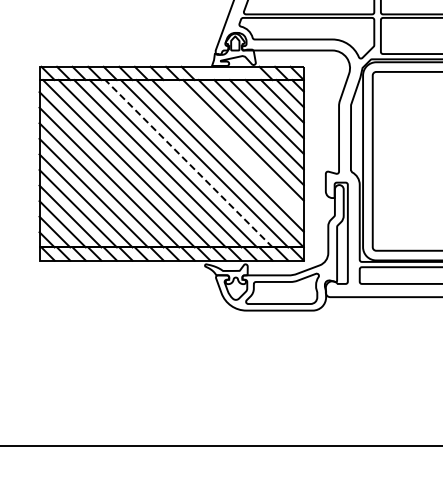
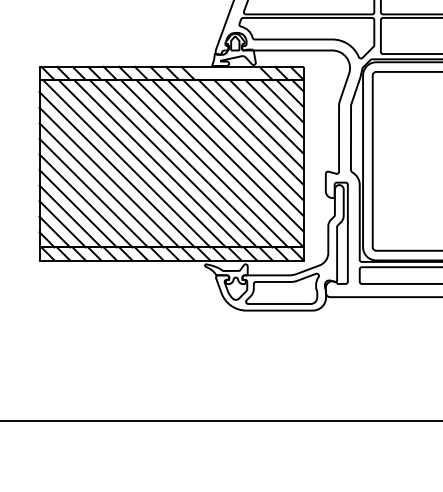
line: none -> present (235, 148)
line: dashed -> solid (188, 163)
line position: (220, 446) -> (220, 421) (220, 421)
